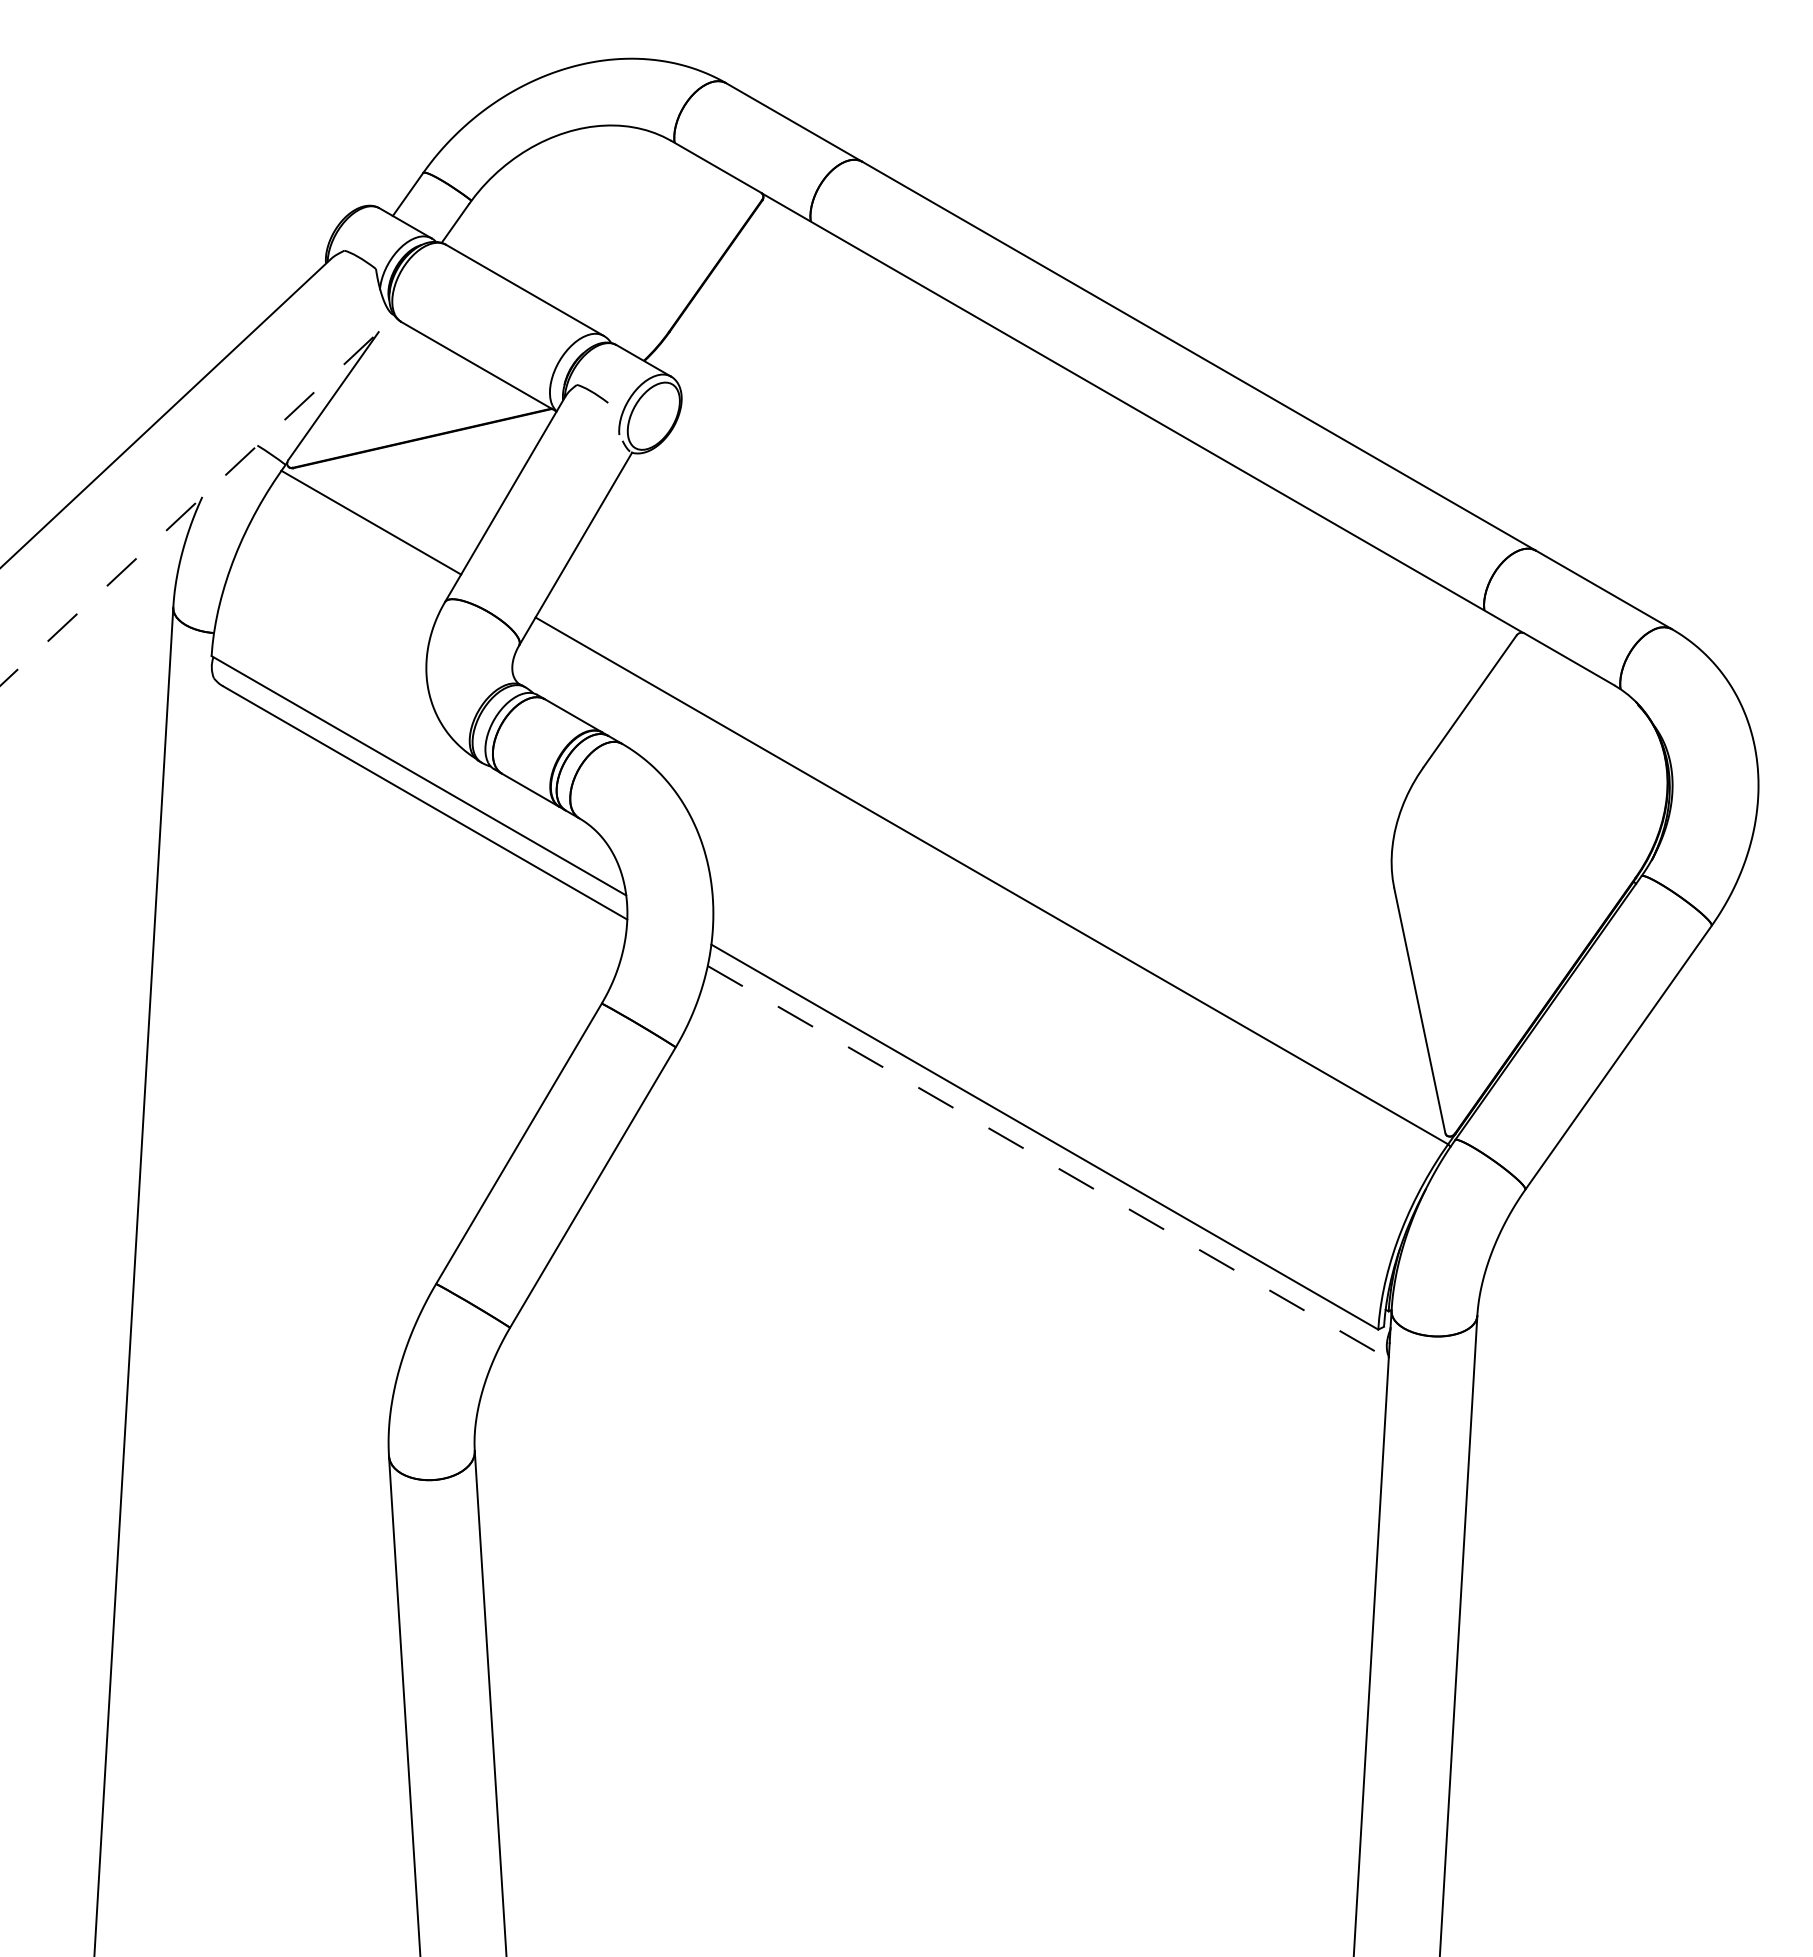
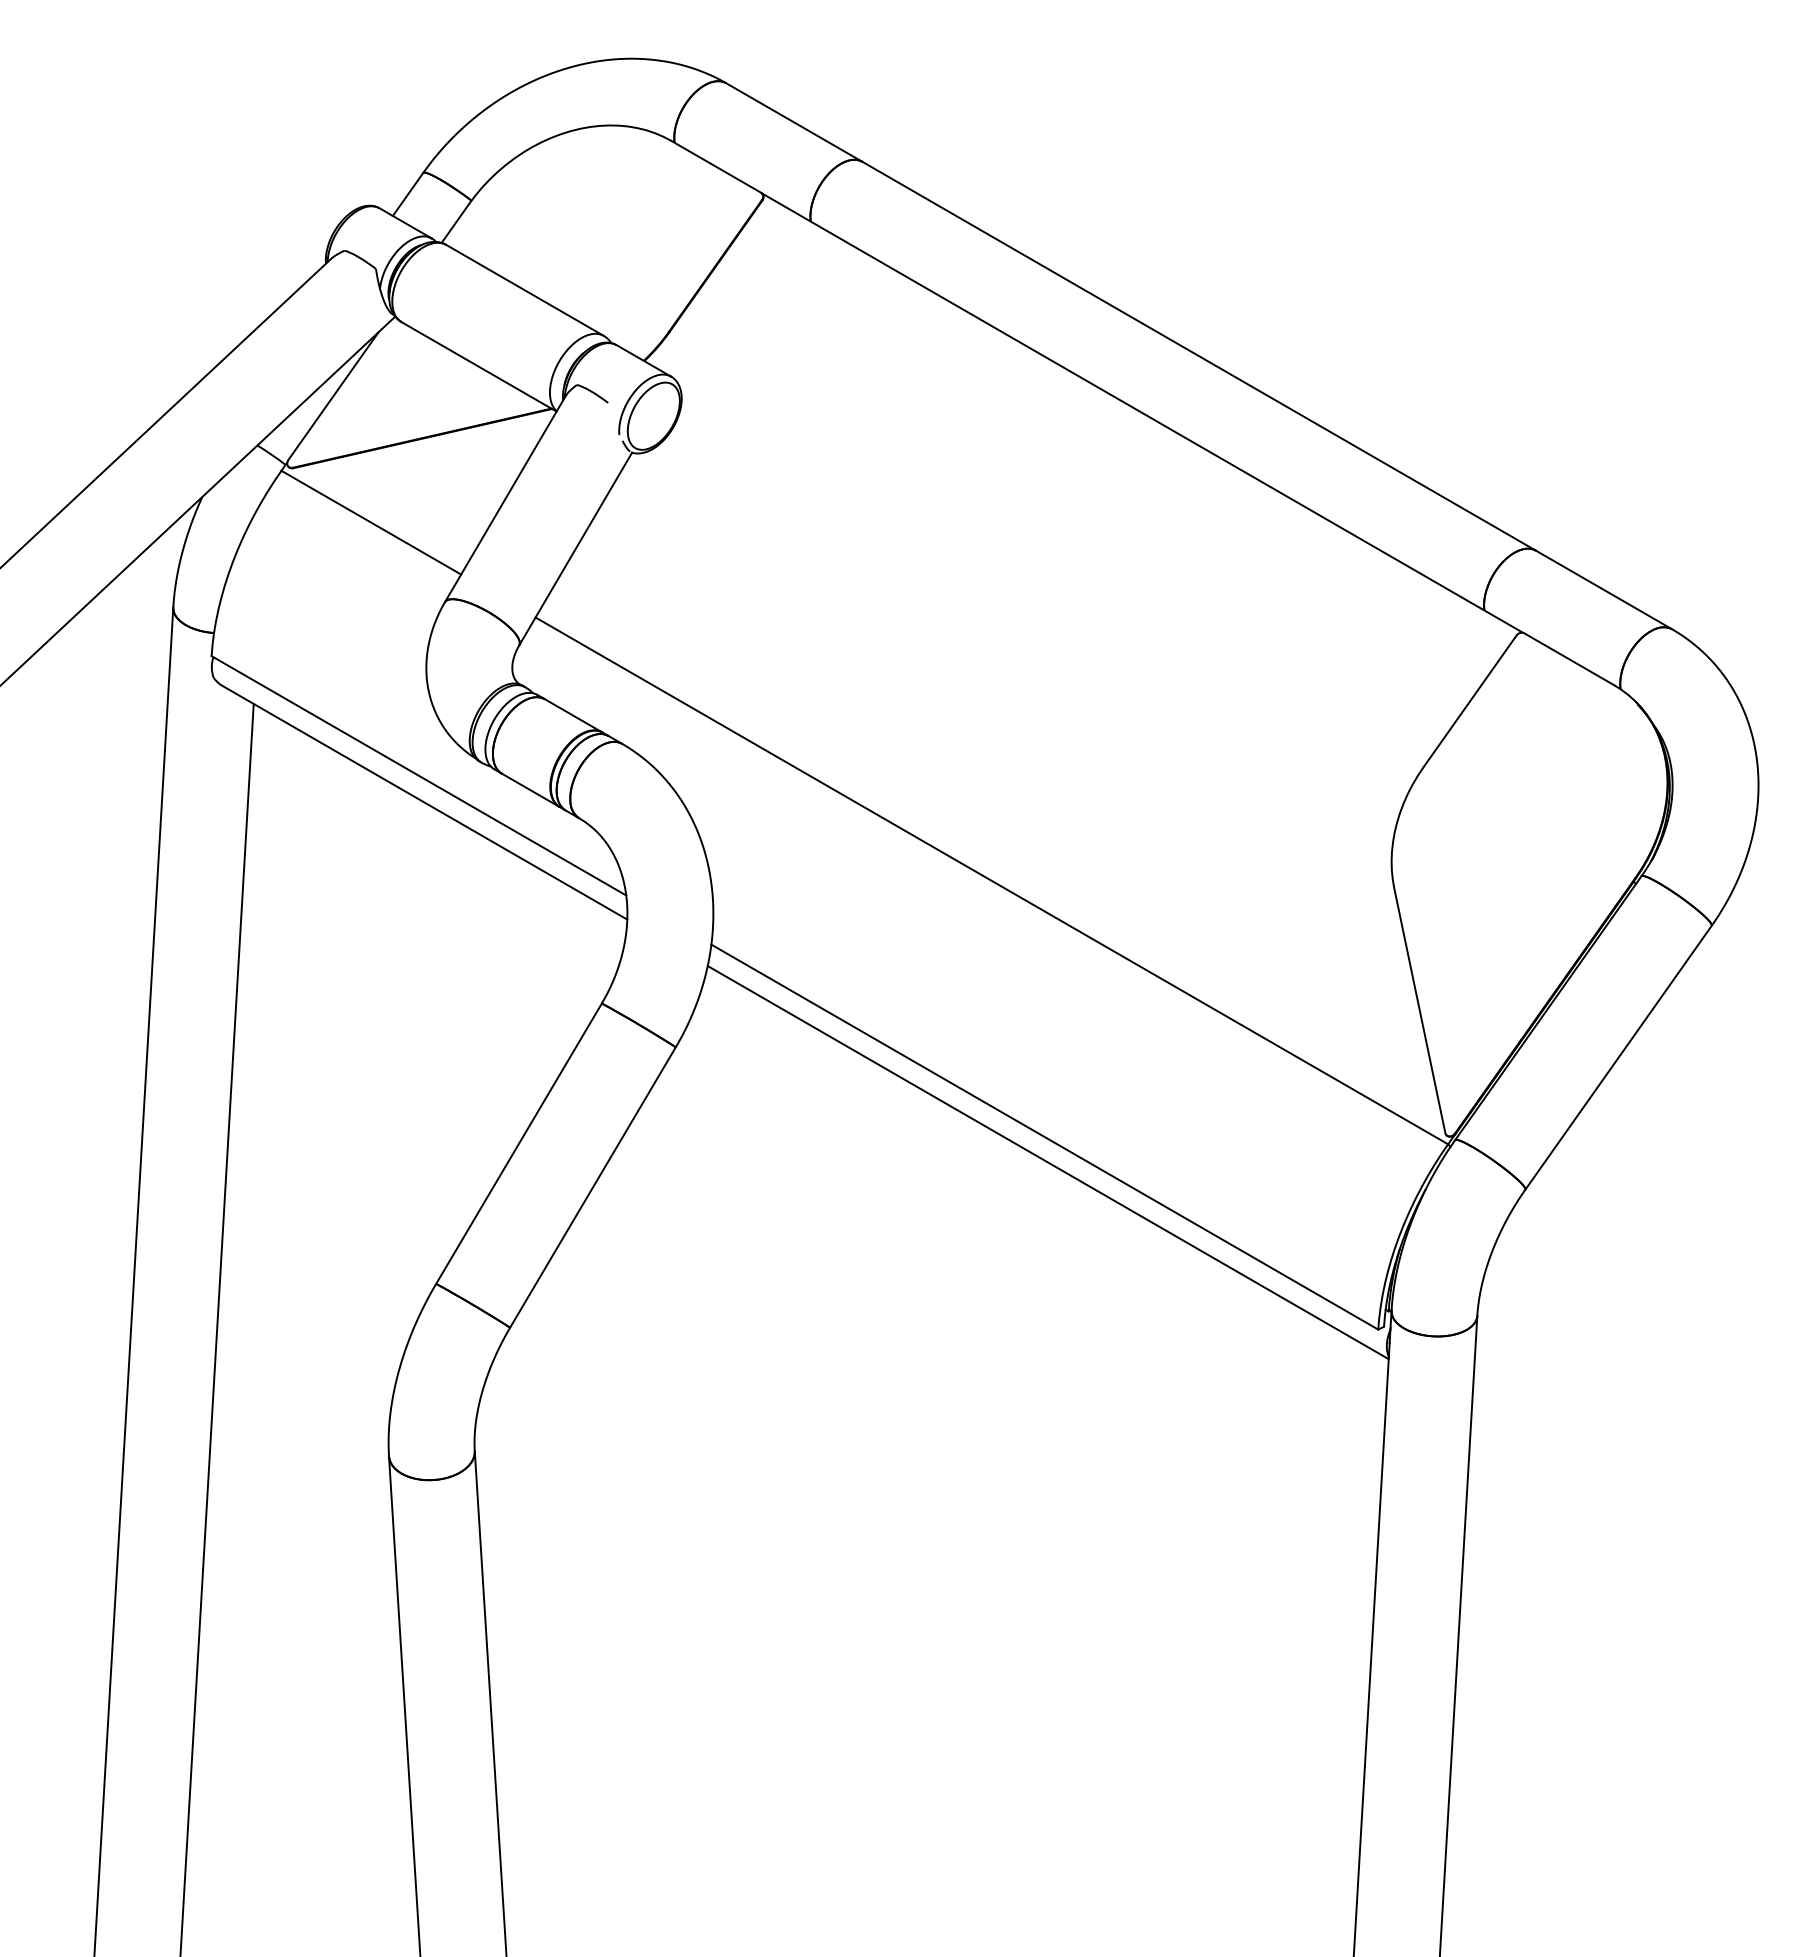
line: dashed -> solid (198, 500)
line: dashed -> solid (1048, 1162)
line: none -> present (216, 1328)
